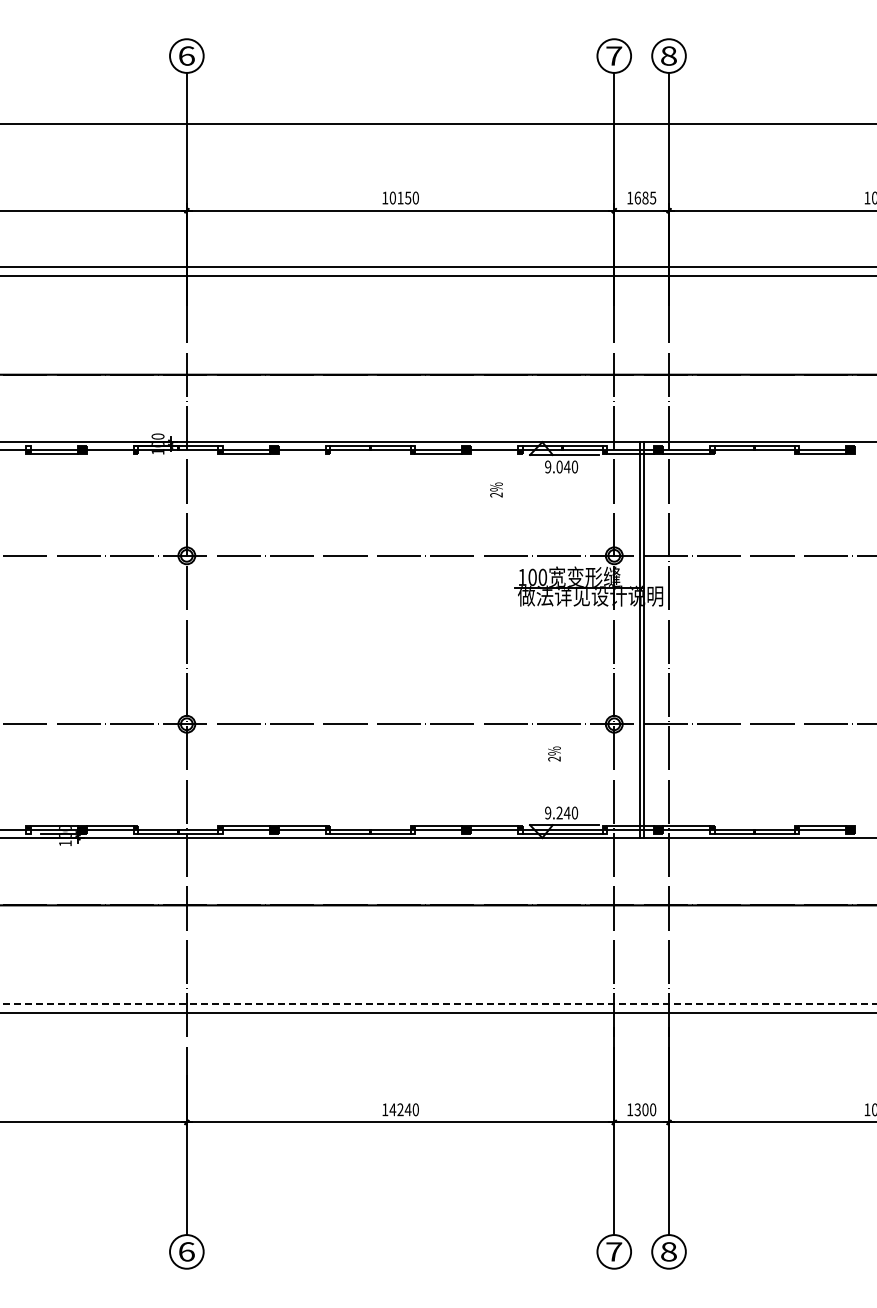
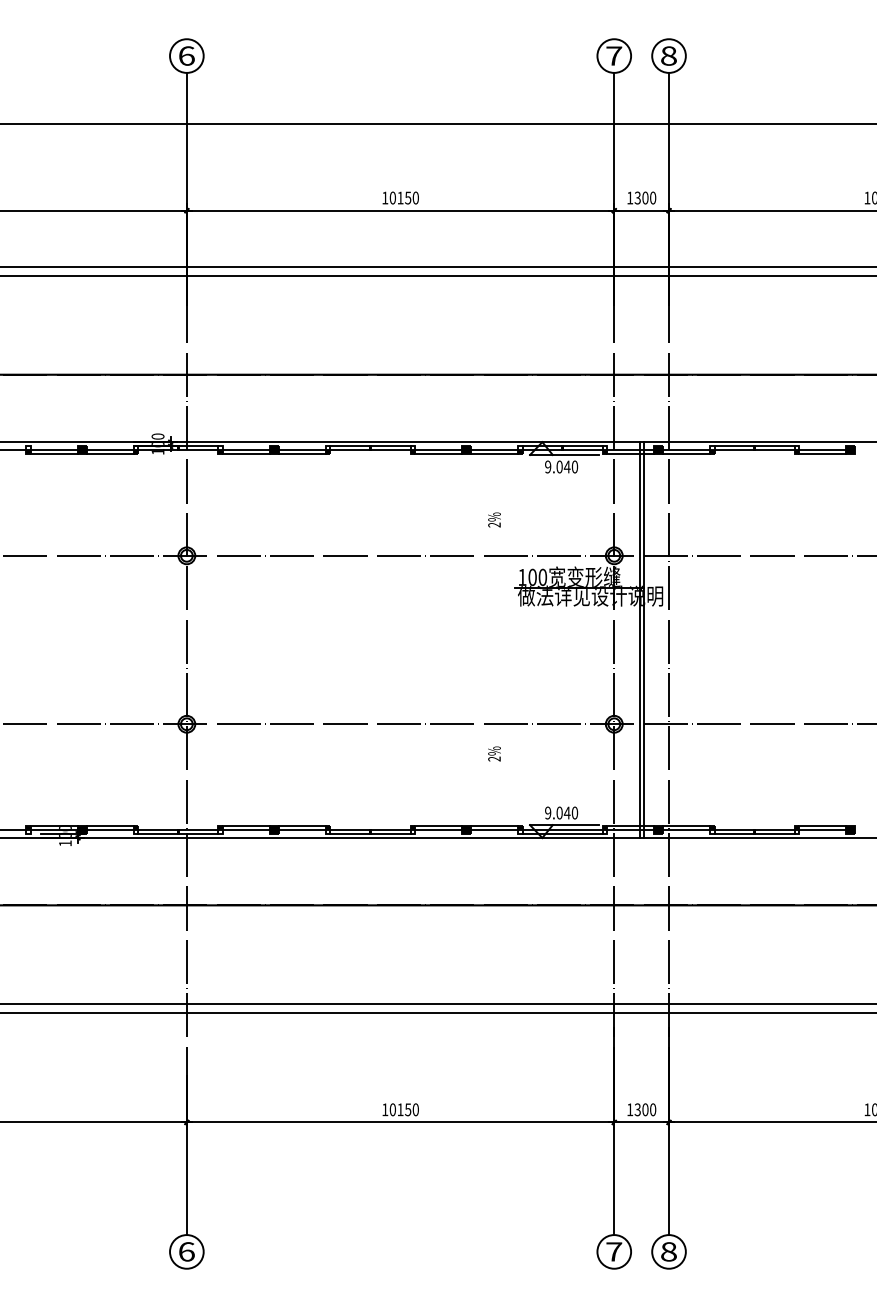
text: 1685 -> 1300 (645, 197)
line: none -> present (110, 453)
line: none -> present (302, 453)
line: none -> present (494, 453)
text position: (496, 489) -> (494, 519) (494, 519)
text position: (554, 753) -> (494, 753) (494, 753)
text: 9.240 -> 9.040 (559, 812)
line: dashed -> solid (438, 1004)
text: 14240 -> 10150 (400, 1109)
